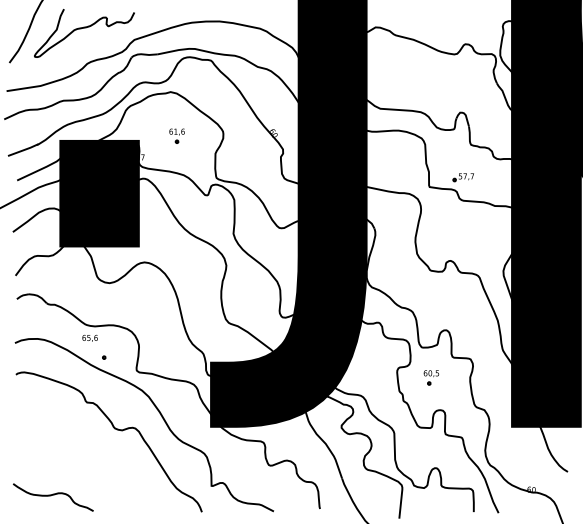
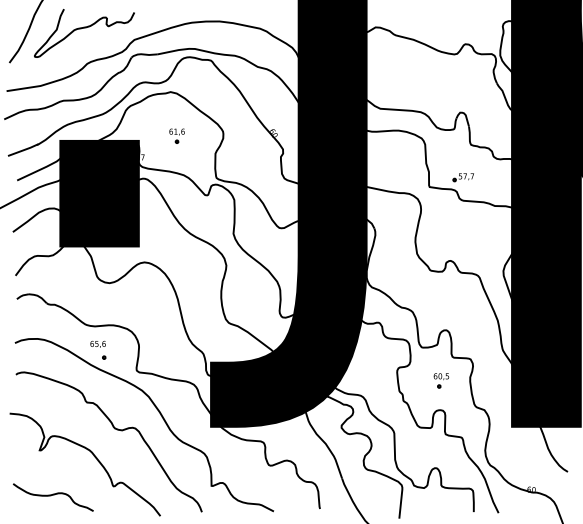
text position: (89, 337) -> (97, 343) (97, 343)
part position: (431, 377) -> (441, 380) (441, 380)
curve: none -> present (93, 456)
